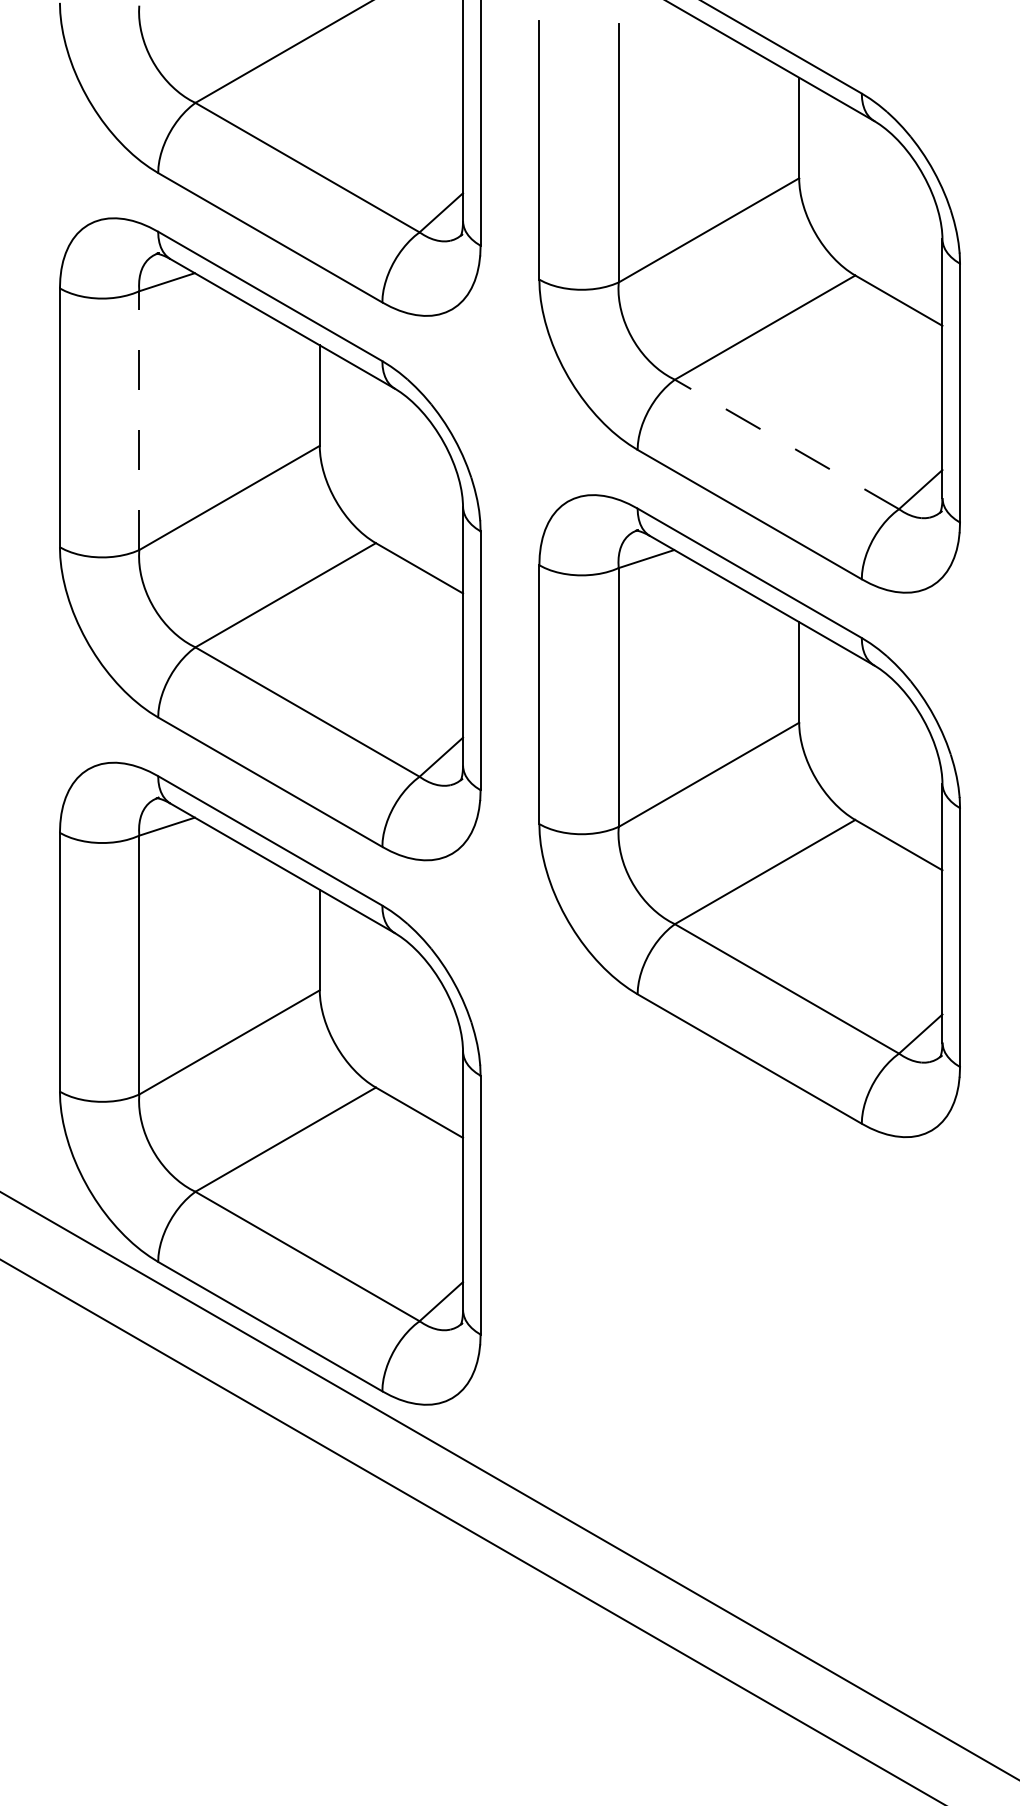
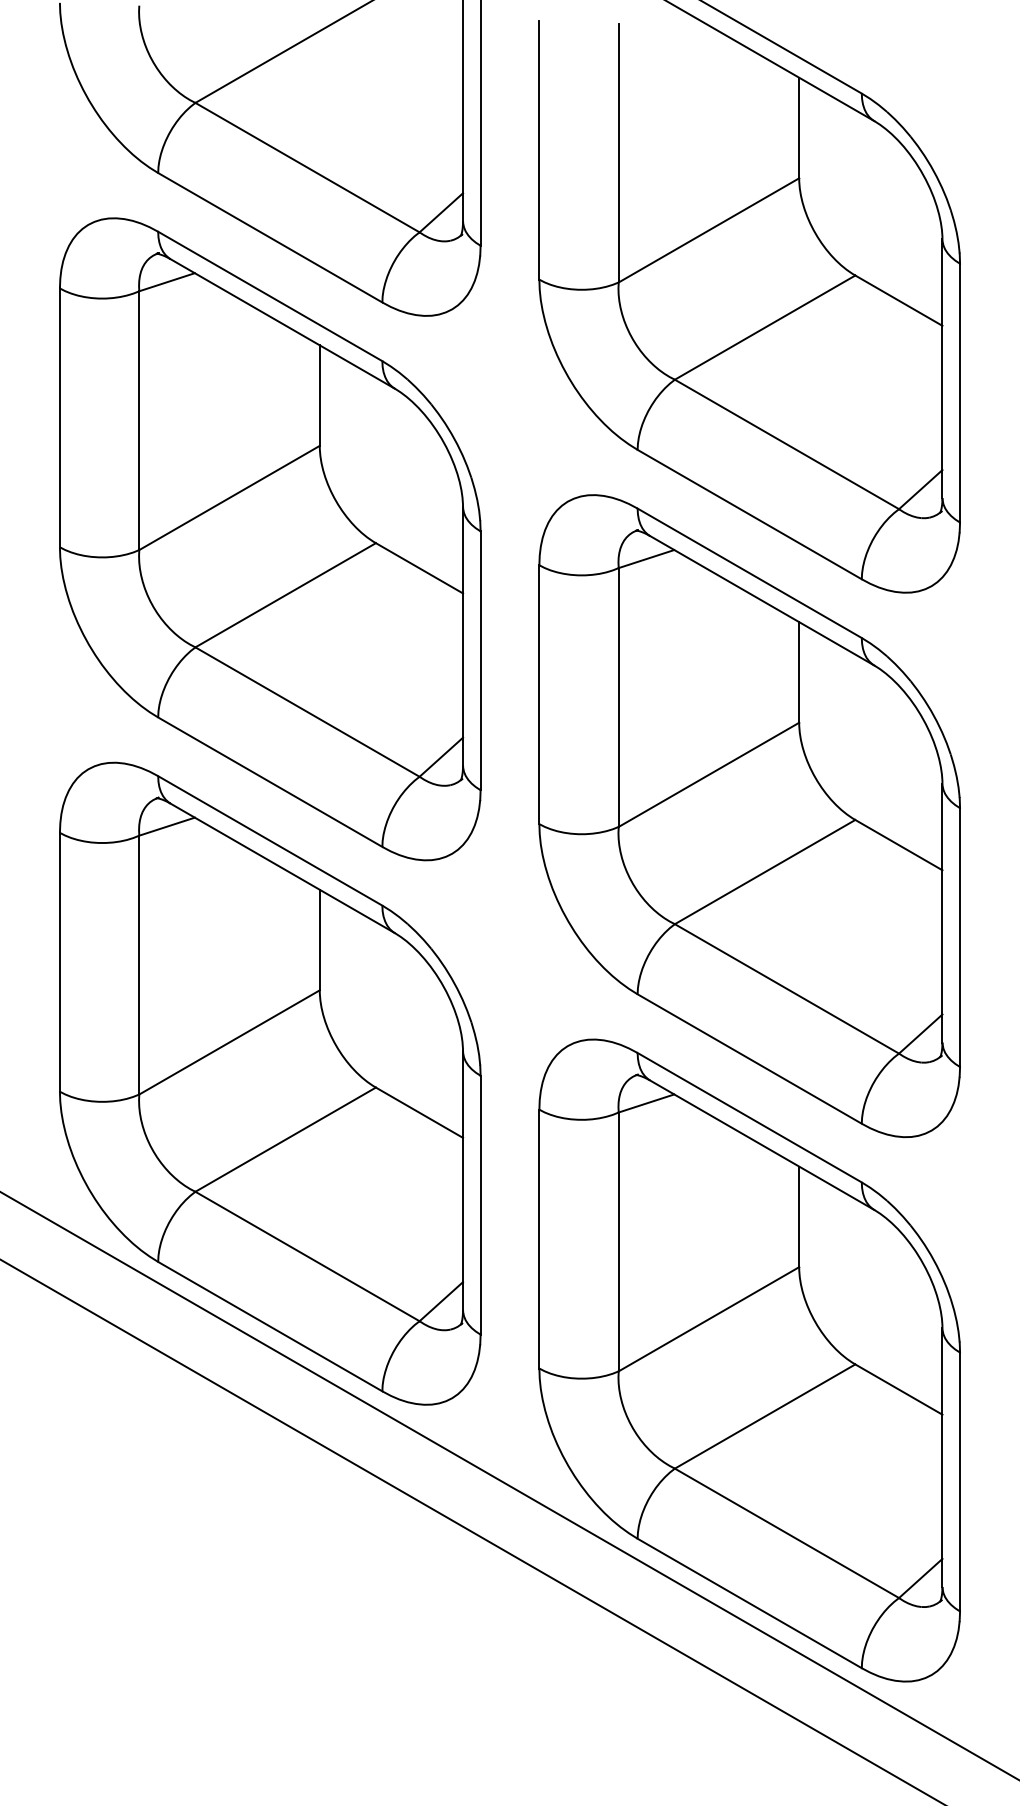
line: dashed -> solid (139, 420)
line: dashed -> solid (786, 444)
part: none -> present (749, 1360)
